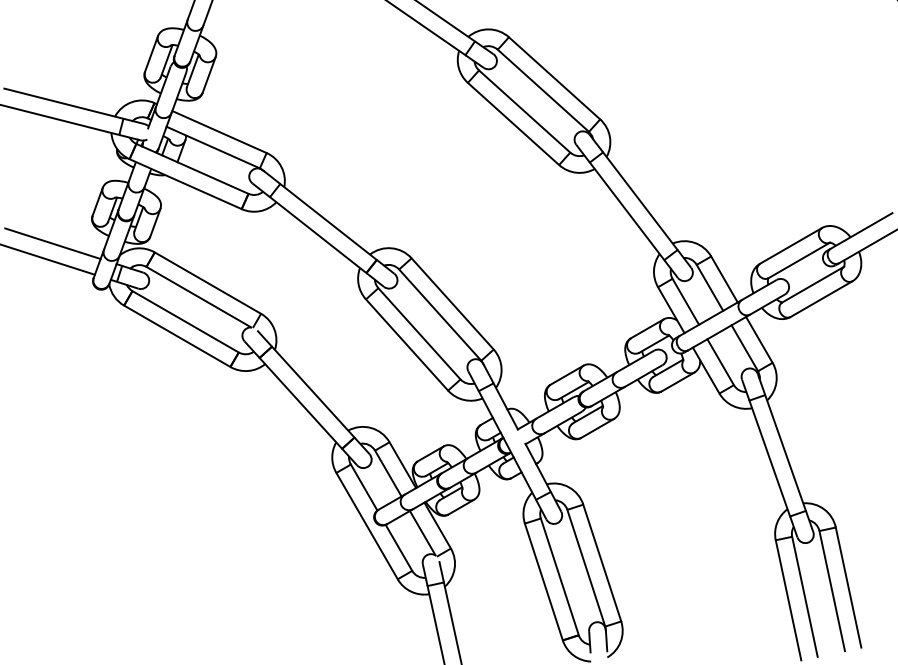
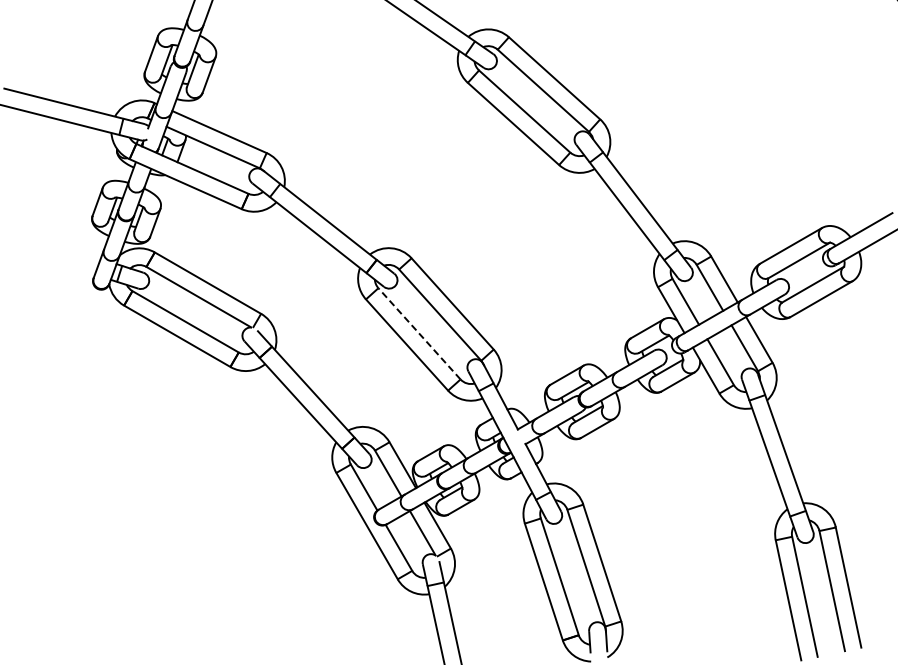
line: present -> none (52, 243)
line: present -> none (48, 259)
line: solid -> dashed (419, 333)
